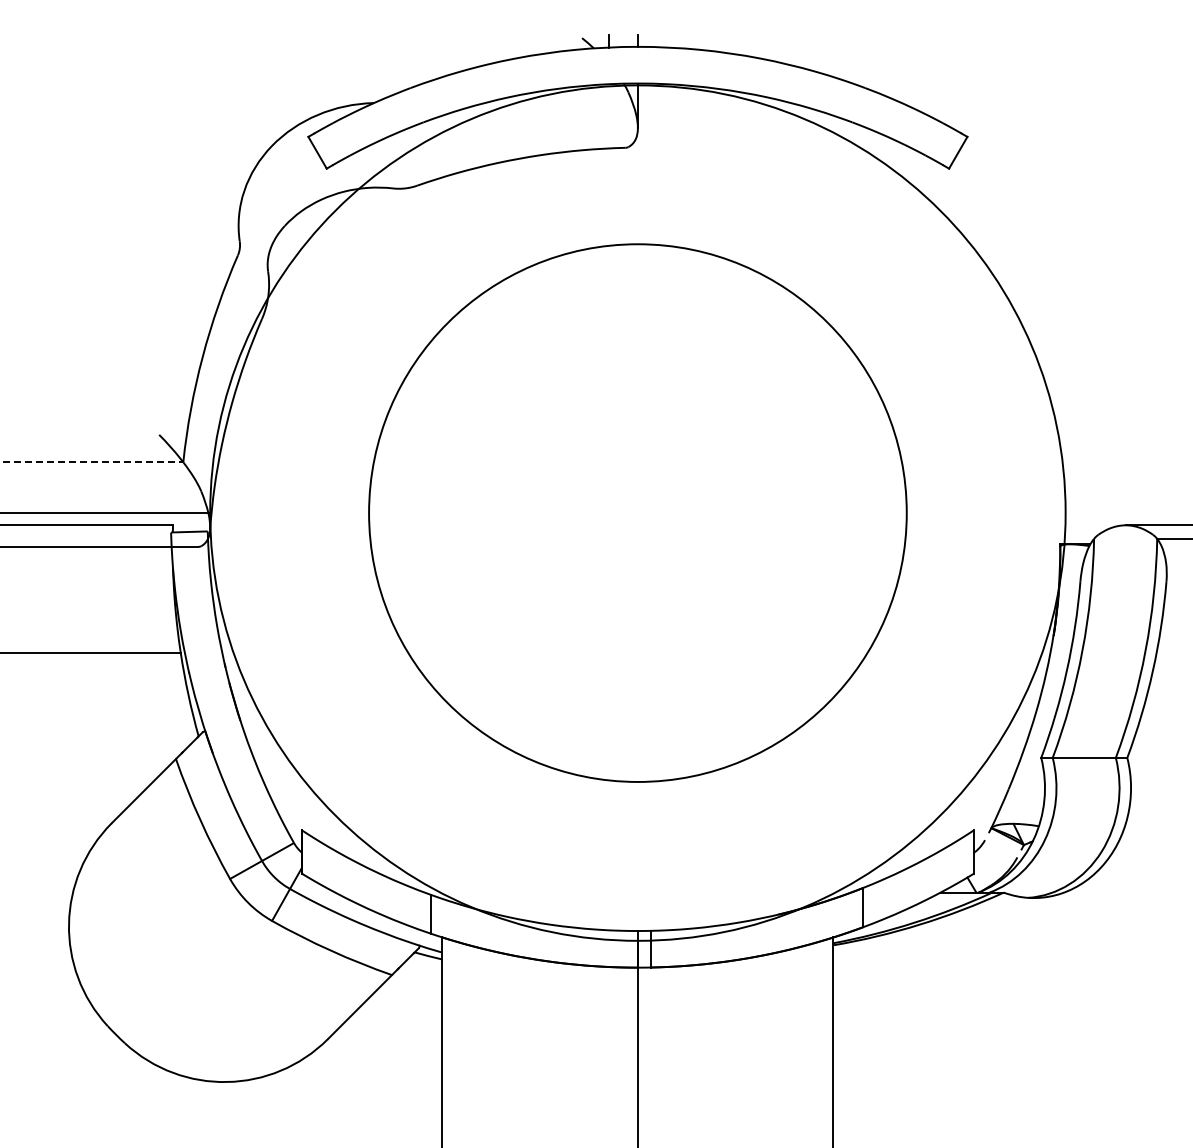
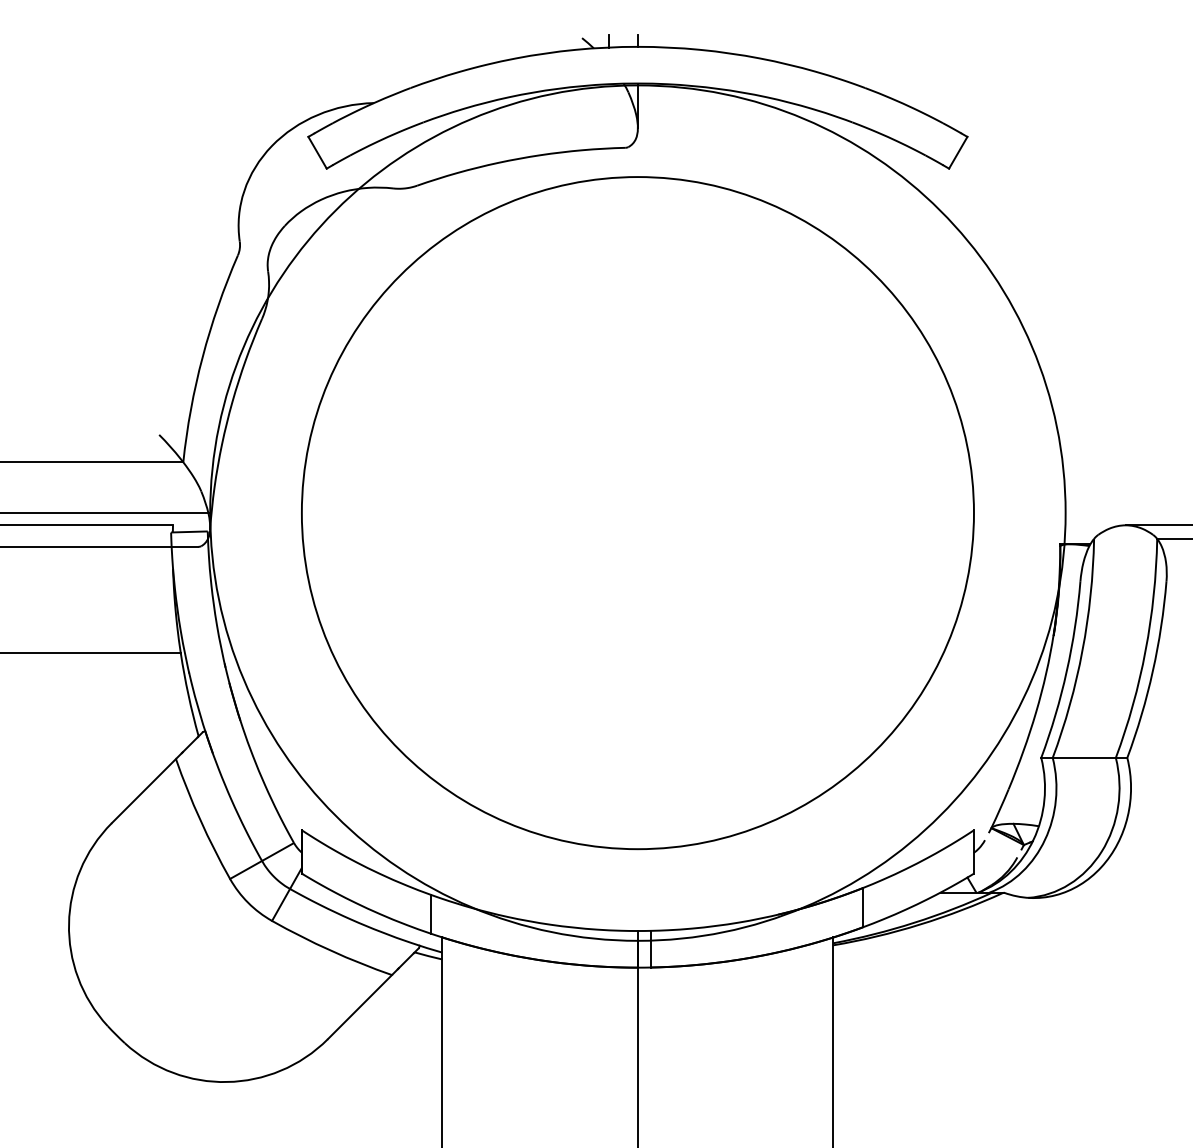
line: dashed -> solid (92, 462)
circle diameter: 538 px -> 672 px (637, 513)
